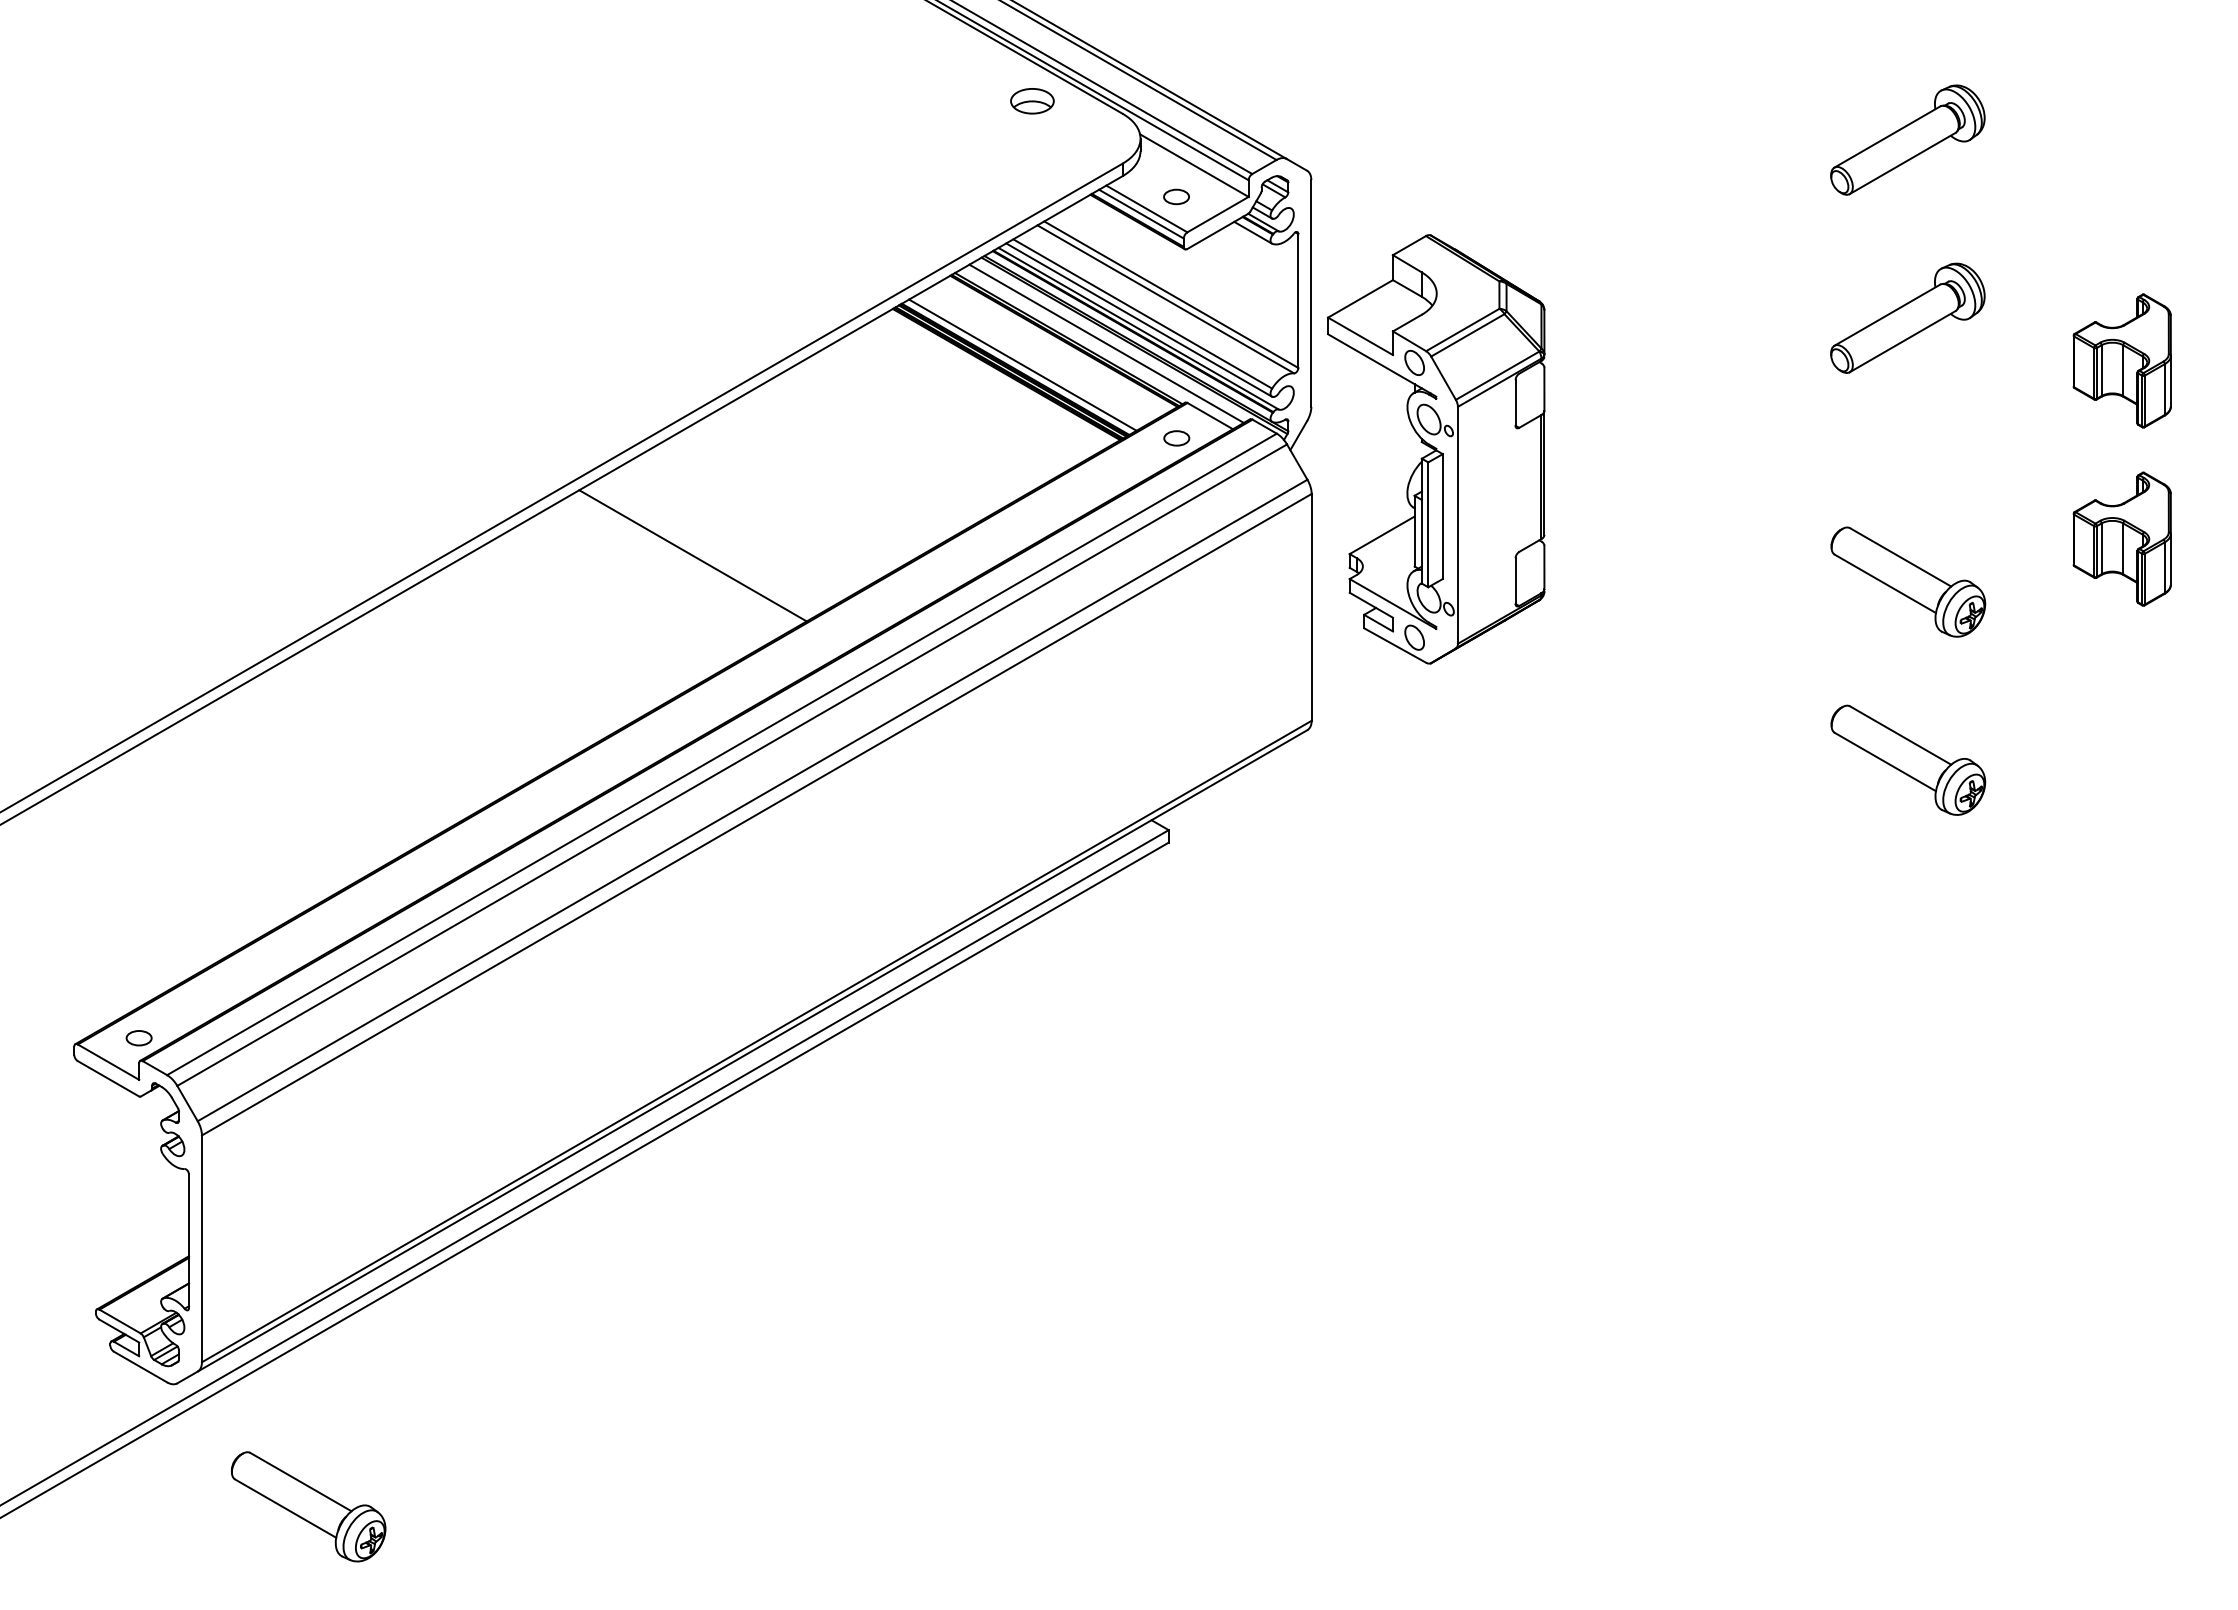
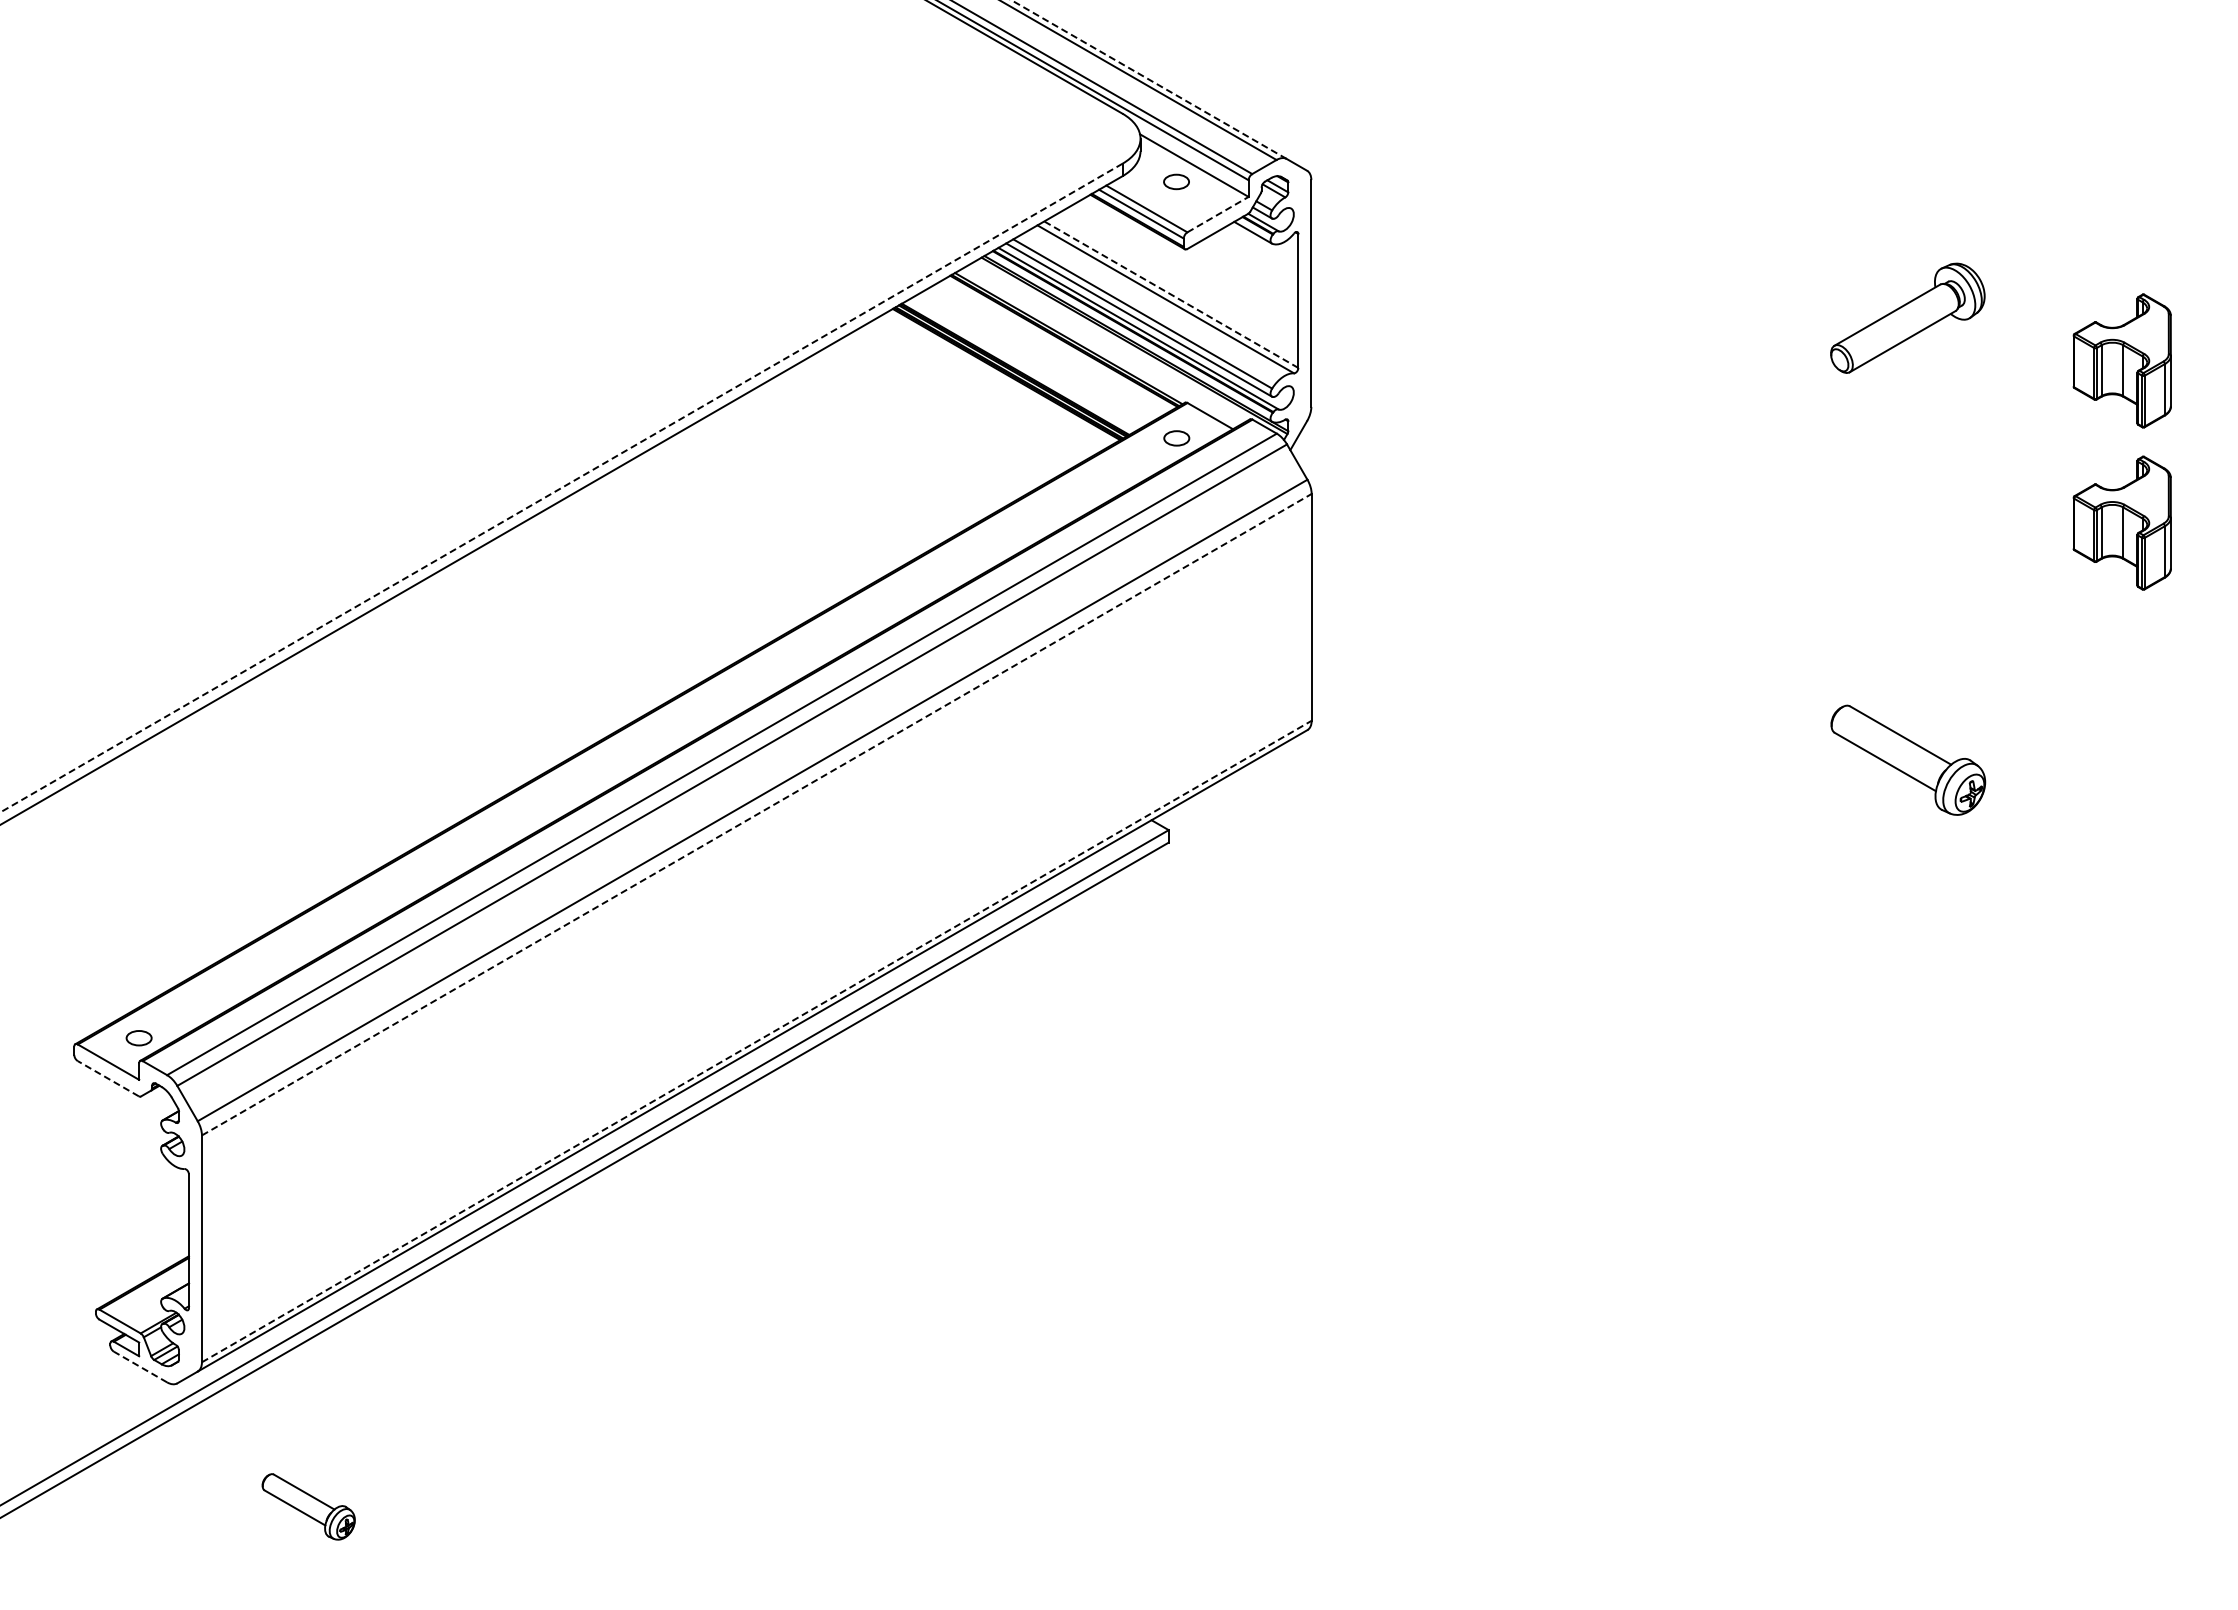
line: solid -> dashed (1149, 79)
part: present -> none (1032, 101)
part: present -> none (1907, 139)
part position: (1176, 196) -> (1176, 181) (1176, 181)
line: solid -> dashed (1218, 214)
line: solid -> dashed (1171, 294)
line: present -> none (1106, 343)
line: present -> none (1022, 364)
part: present -> none (1436, 449)
line: solid -> dashed (560, 488)
part position: (2121, 538) -> (2121, 522) (2121, 522)
line: present -> none (692, 555)
part: present -> none (1908, 581)
line: solid -> dashed (756, 814)
line: solid -> dashed (756, 1041)
line: solid -> dashed (107, 1078)
line: solid -> dashed (140, 1367)
part size: 156x112 px -> 95x68 px (308, 1506)
